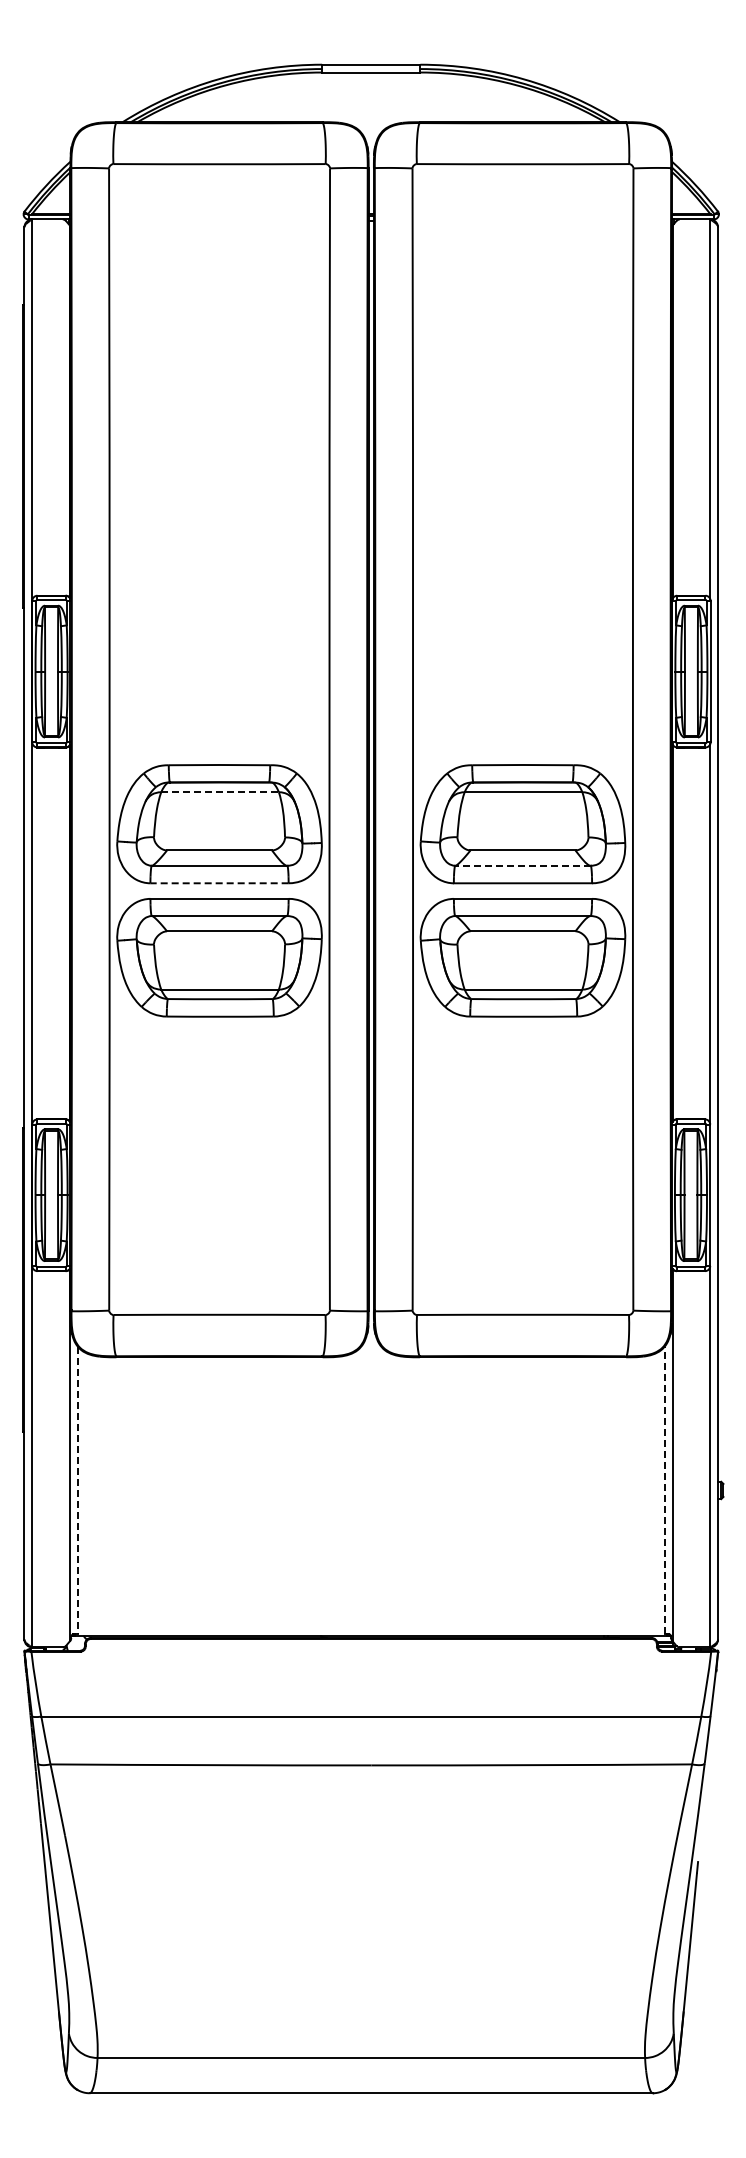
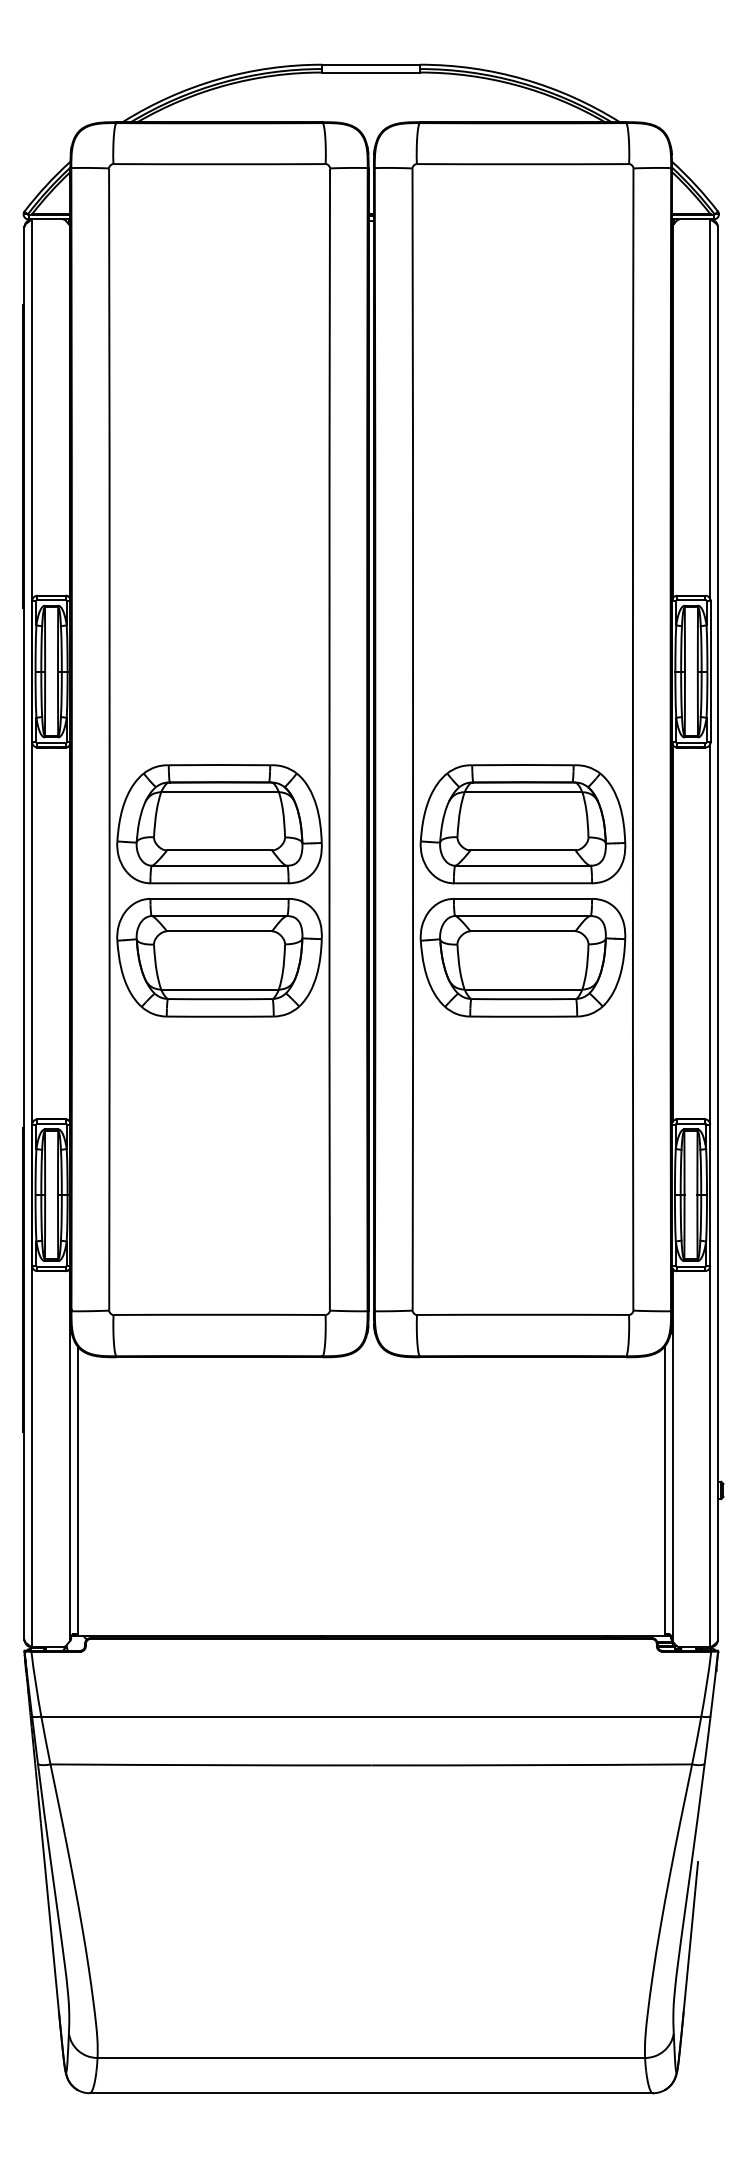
line: dashed -> solid (220, 792)
line: dashed -> solid (522, 865)
line: dashed -> solid (219, 883)
line: dashed -> solid (77, 1490)
line: dashed -> solid (664, 1490)
